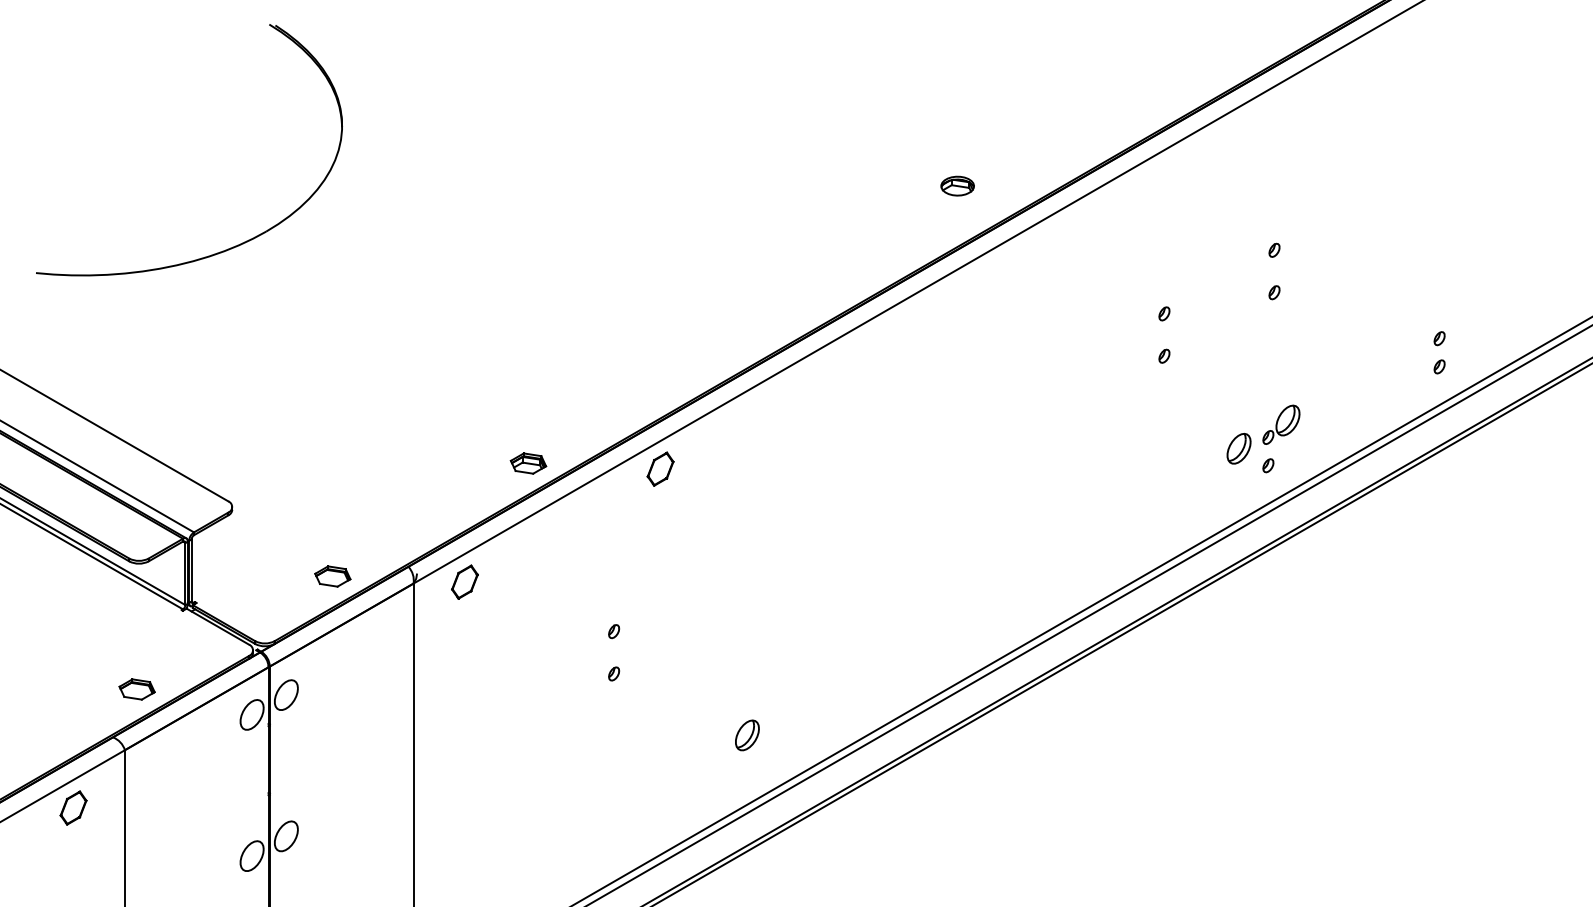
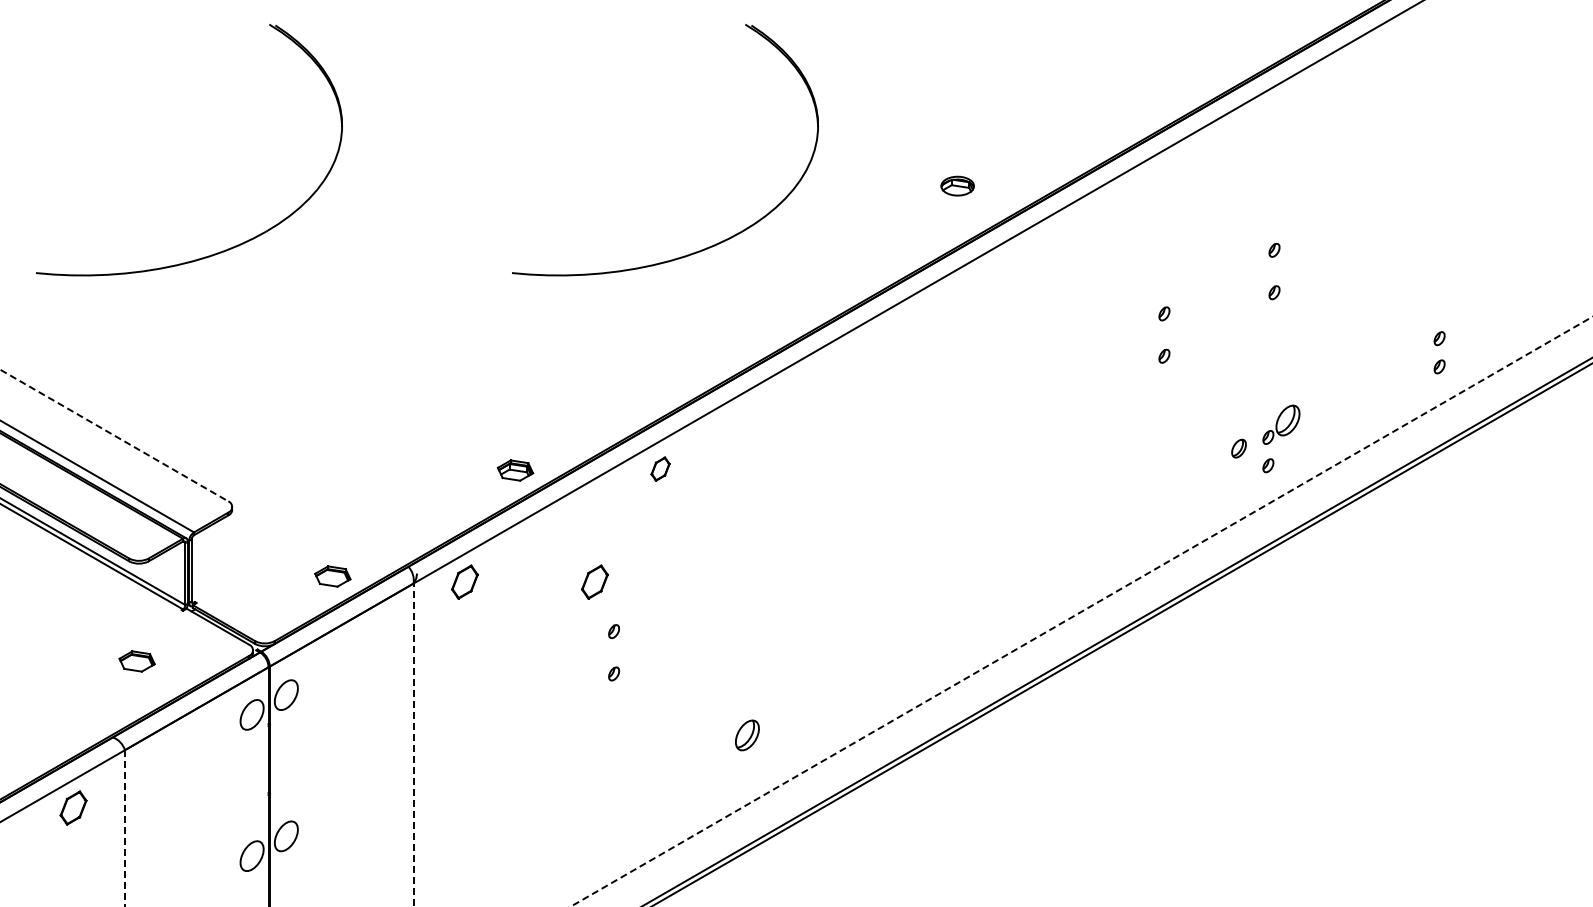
part: none -> present (698, 250)
line: solid -> dashed (114, 435)
part size: 26x33 px -> 16x21 px (1238, 448)
part position: (528, 463) -> (515, 470) (515, 470)
part size: 29x36 px -> 21x26 px (660, 468)
part: none -> present (594, 581)
line: solid -> dashed (1081, 611)
line: present -> none (1089, 615)
part position: (136, 689) -> (136, 661) (136, 661)
line: solid -> dashed (413, 744)
line: solid -> dashed (124, 828)
